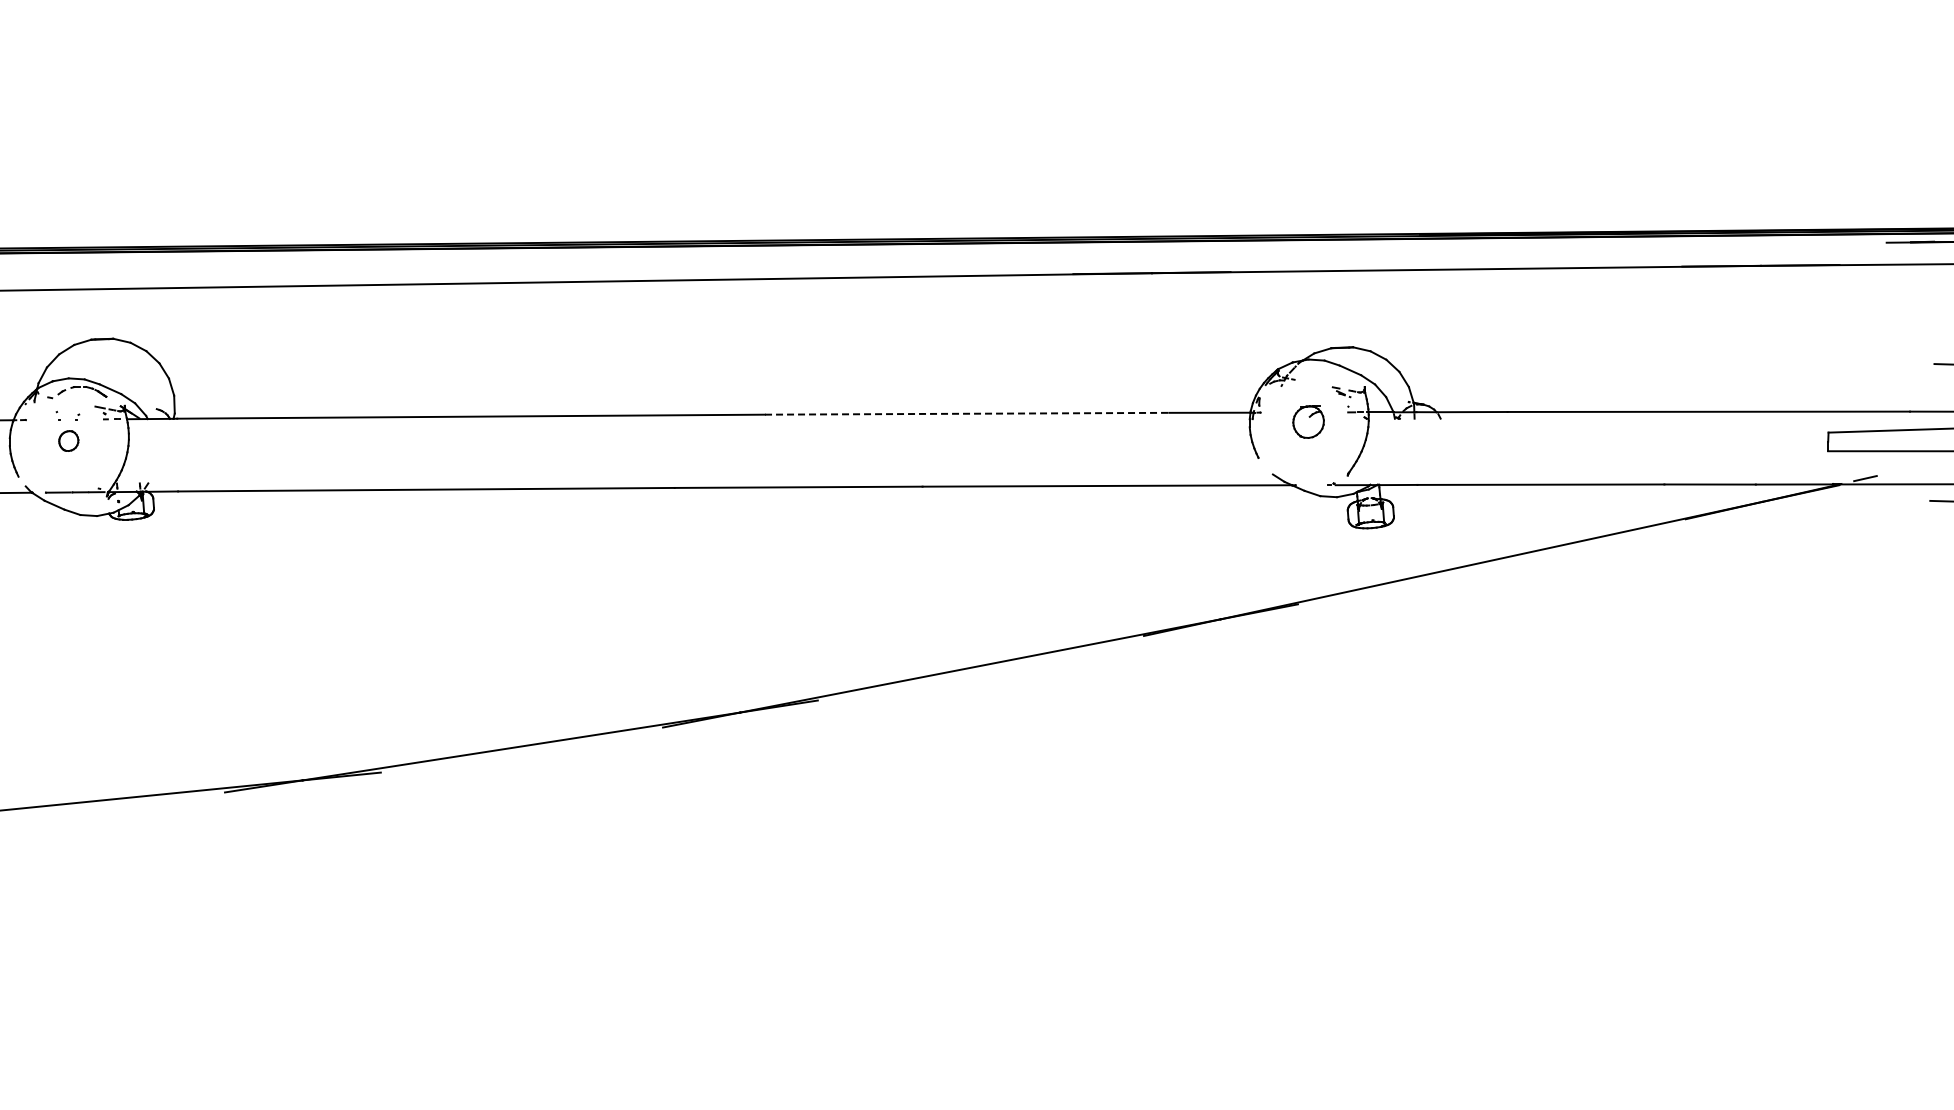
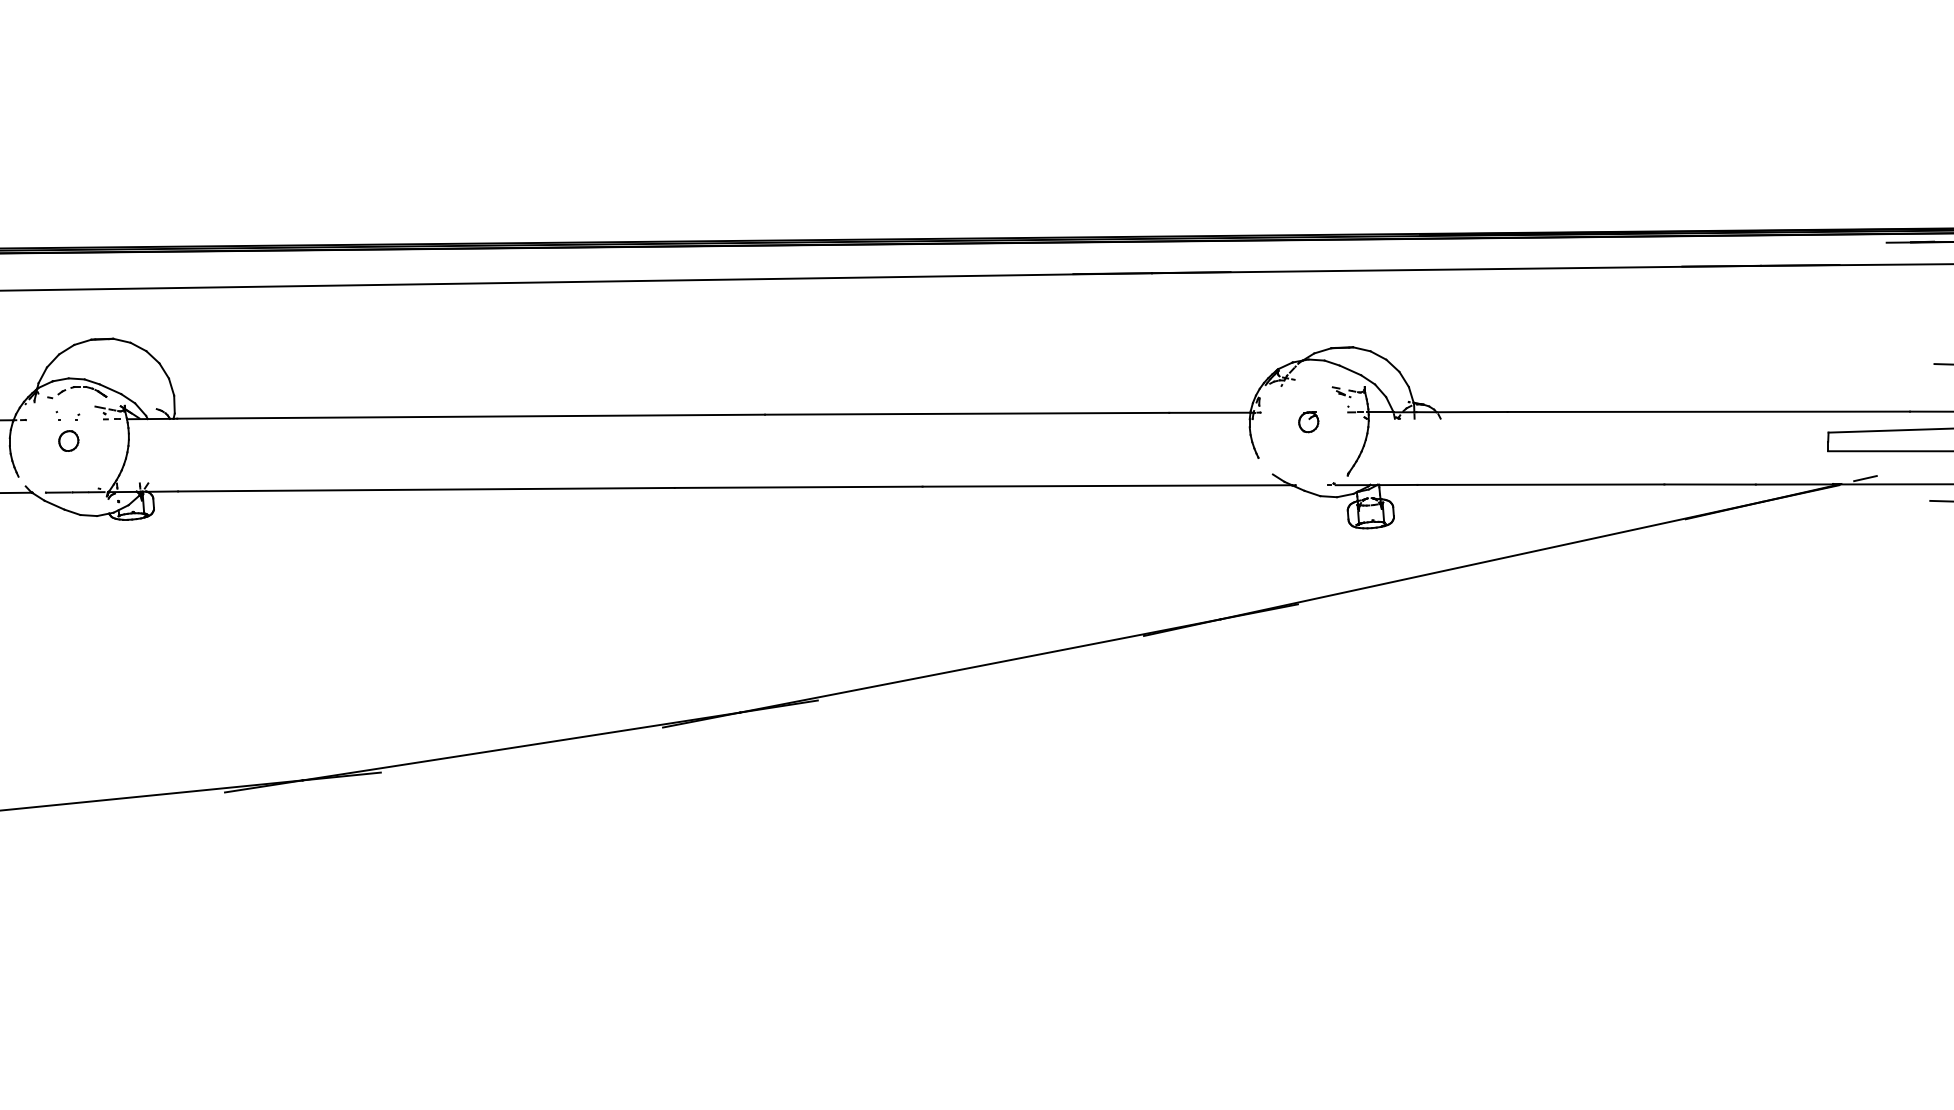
line: dashed -> solid (967, 413)
part size: 33x34 px -> 22x23 px (1308, 422)
